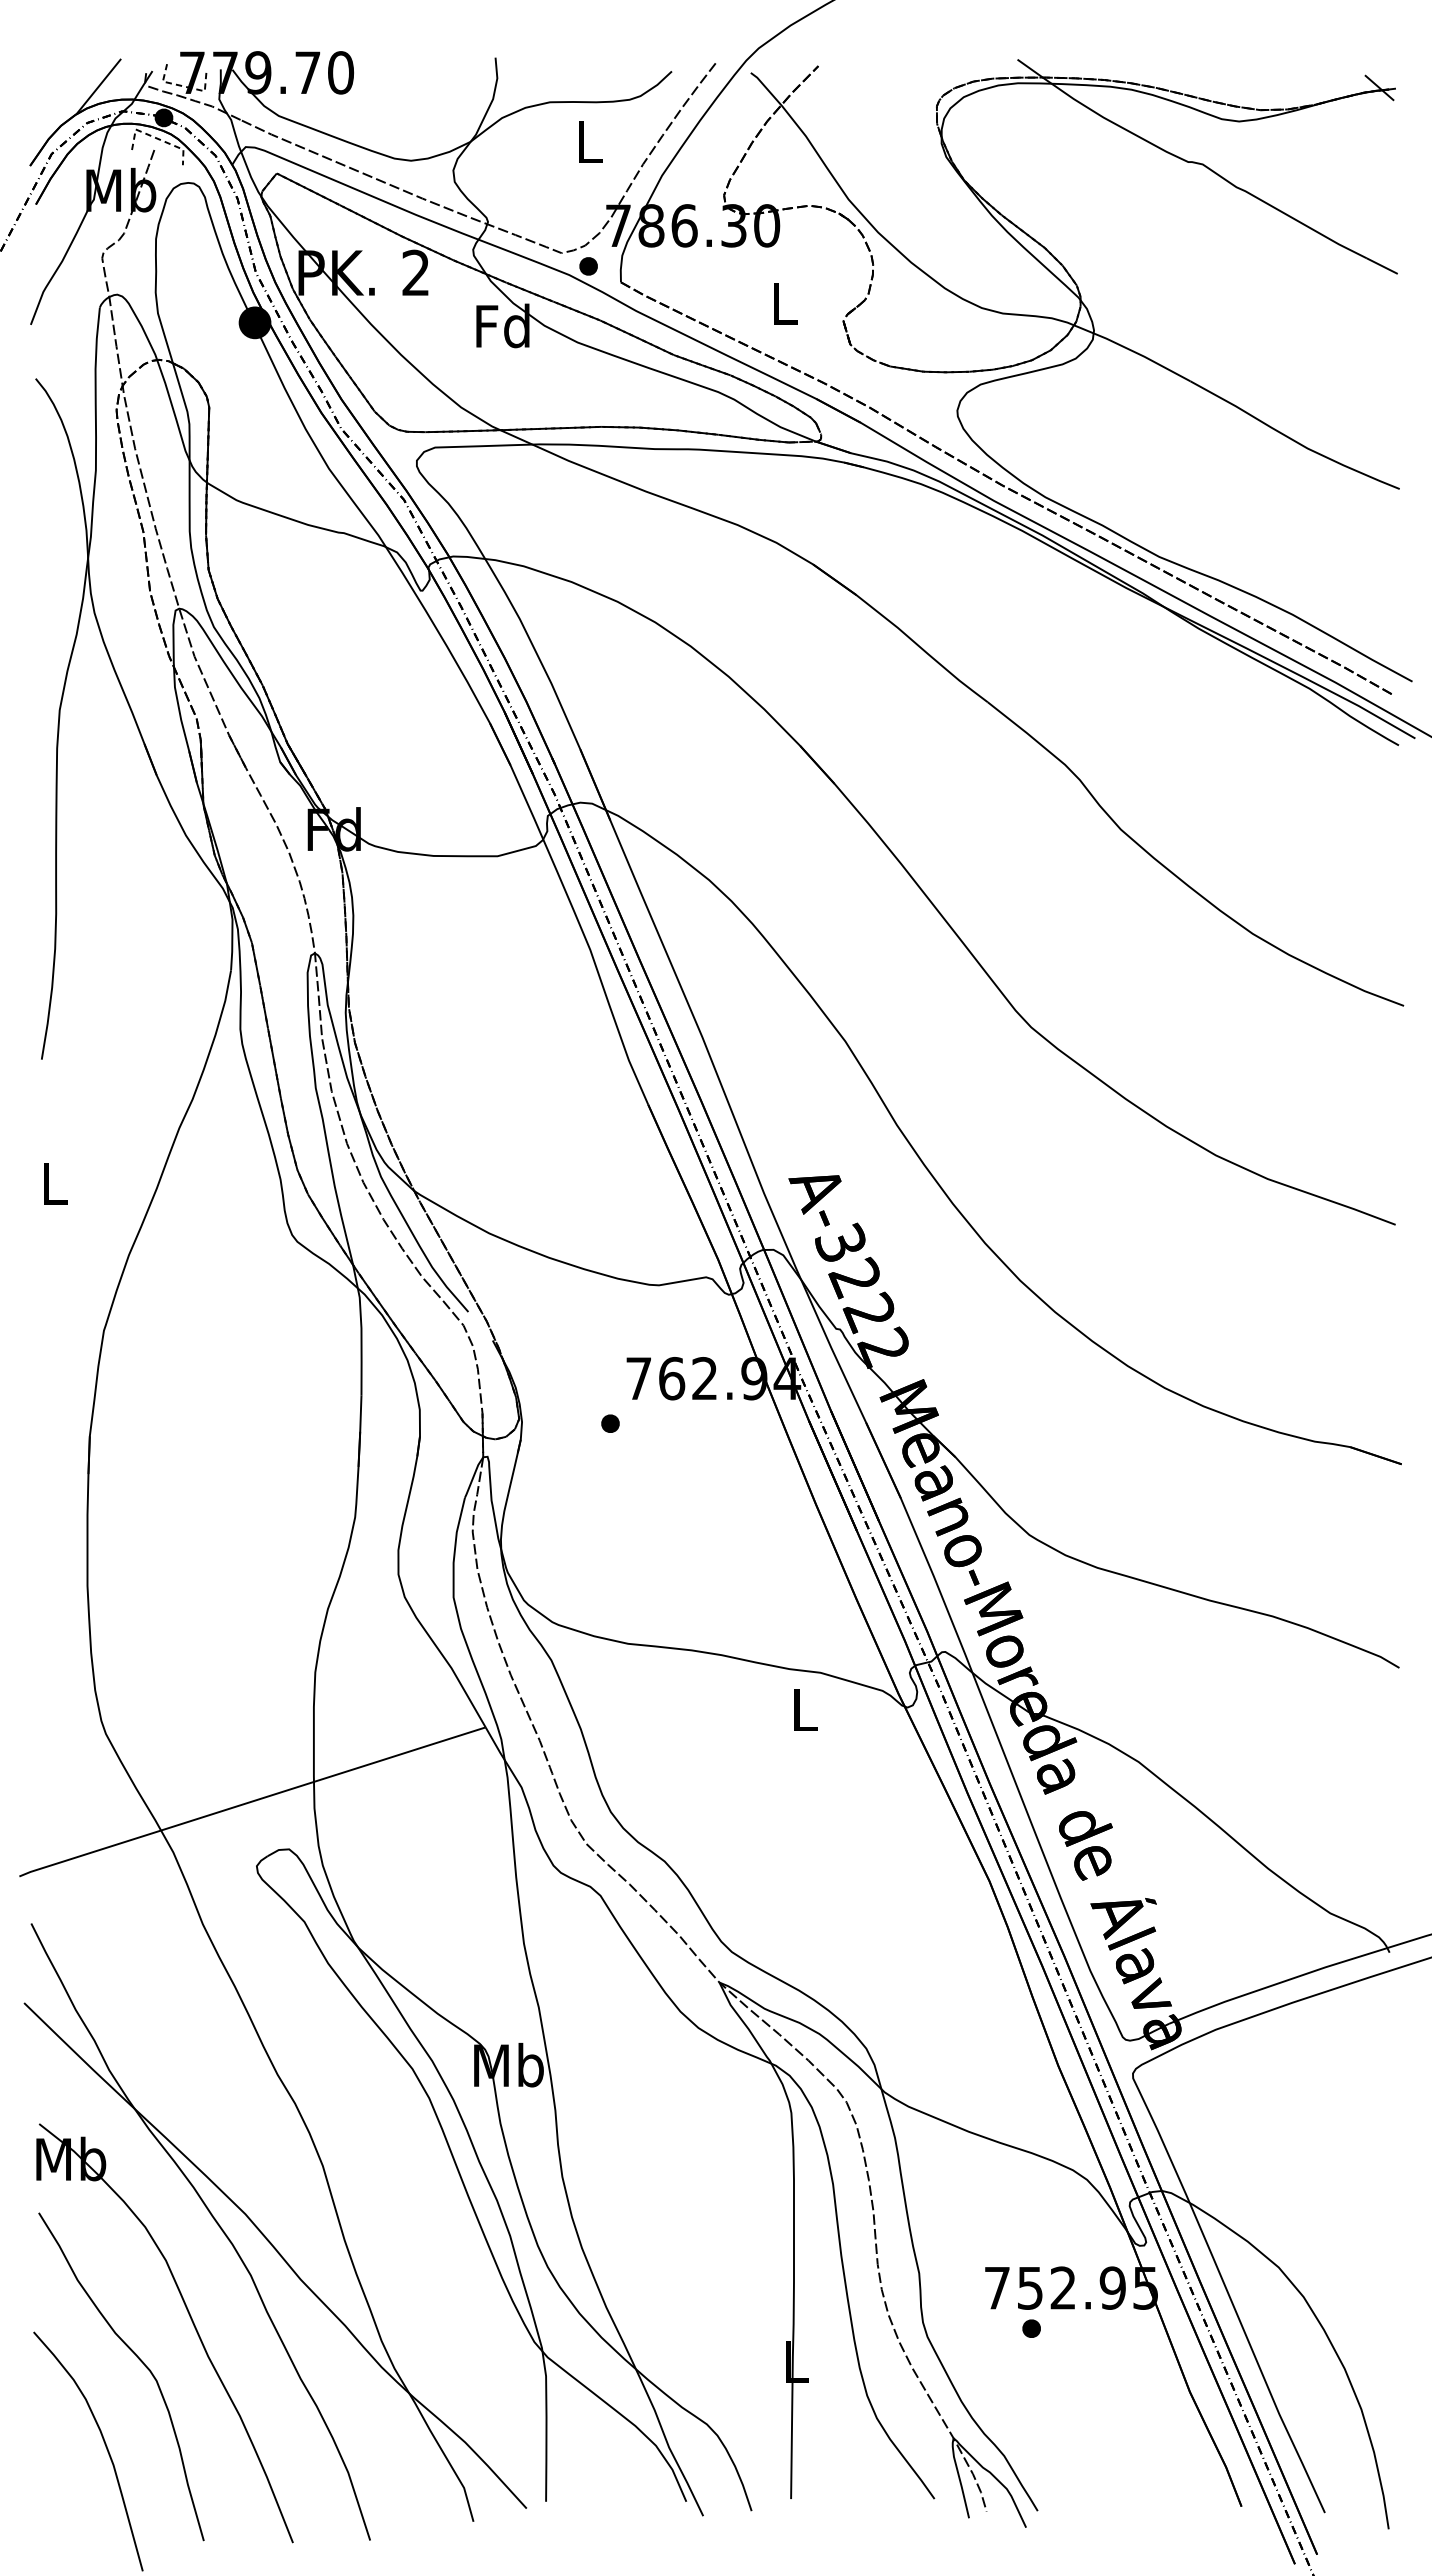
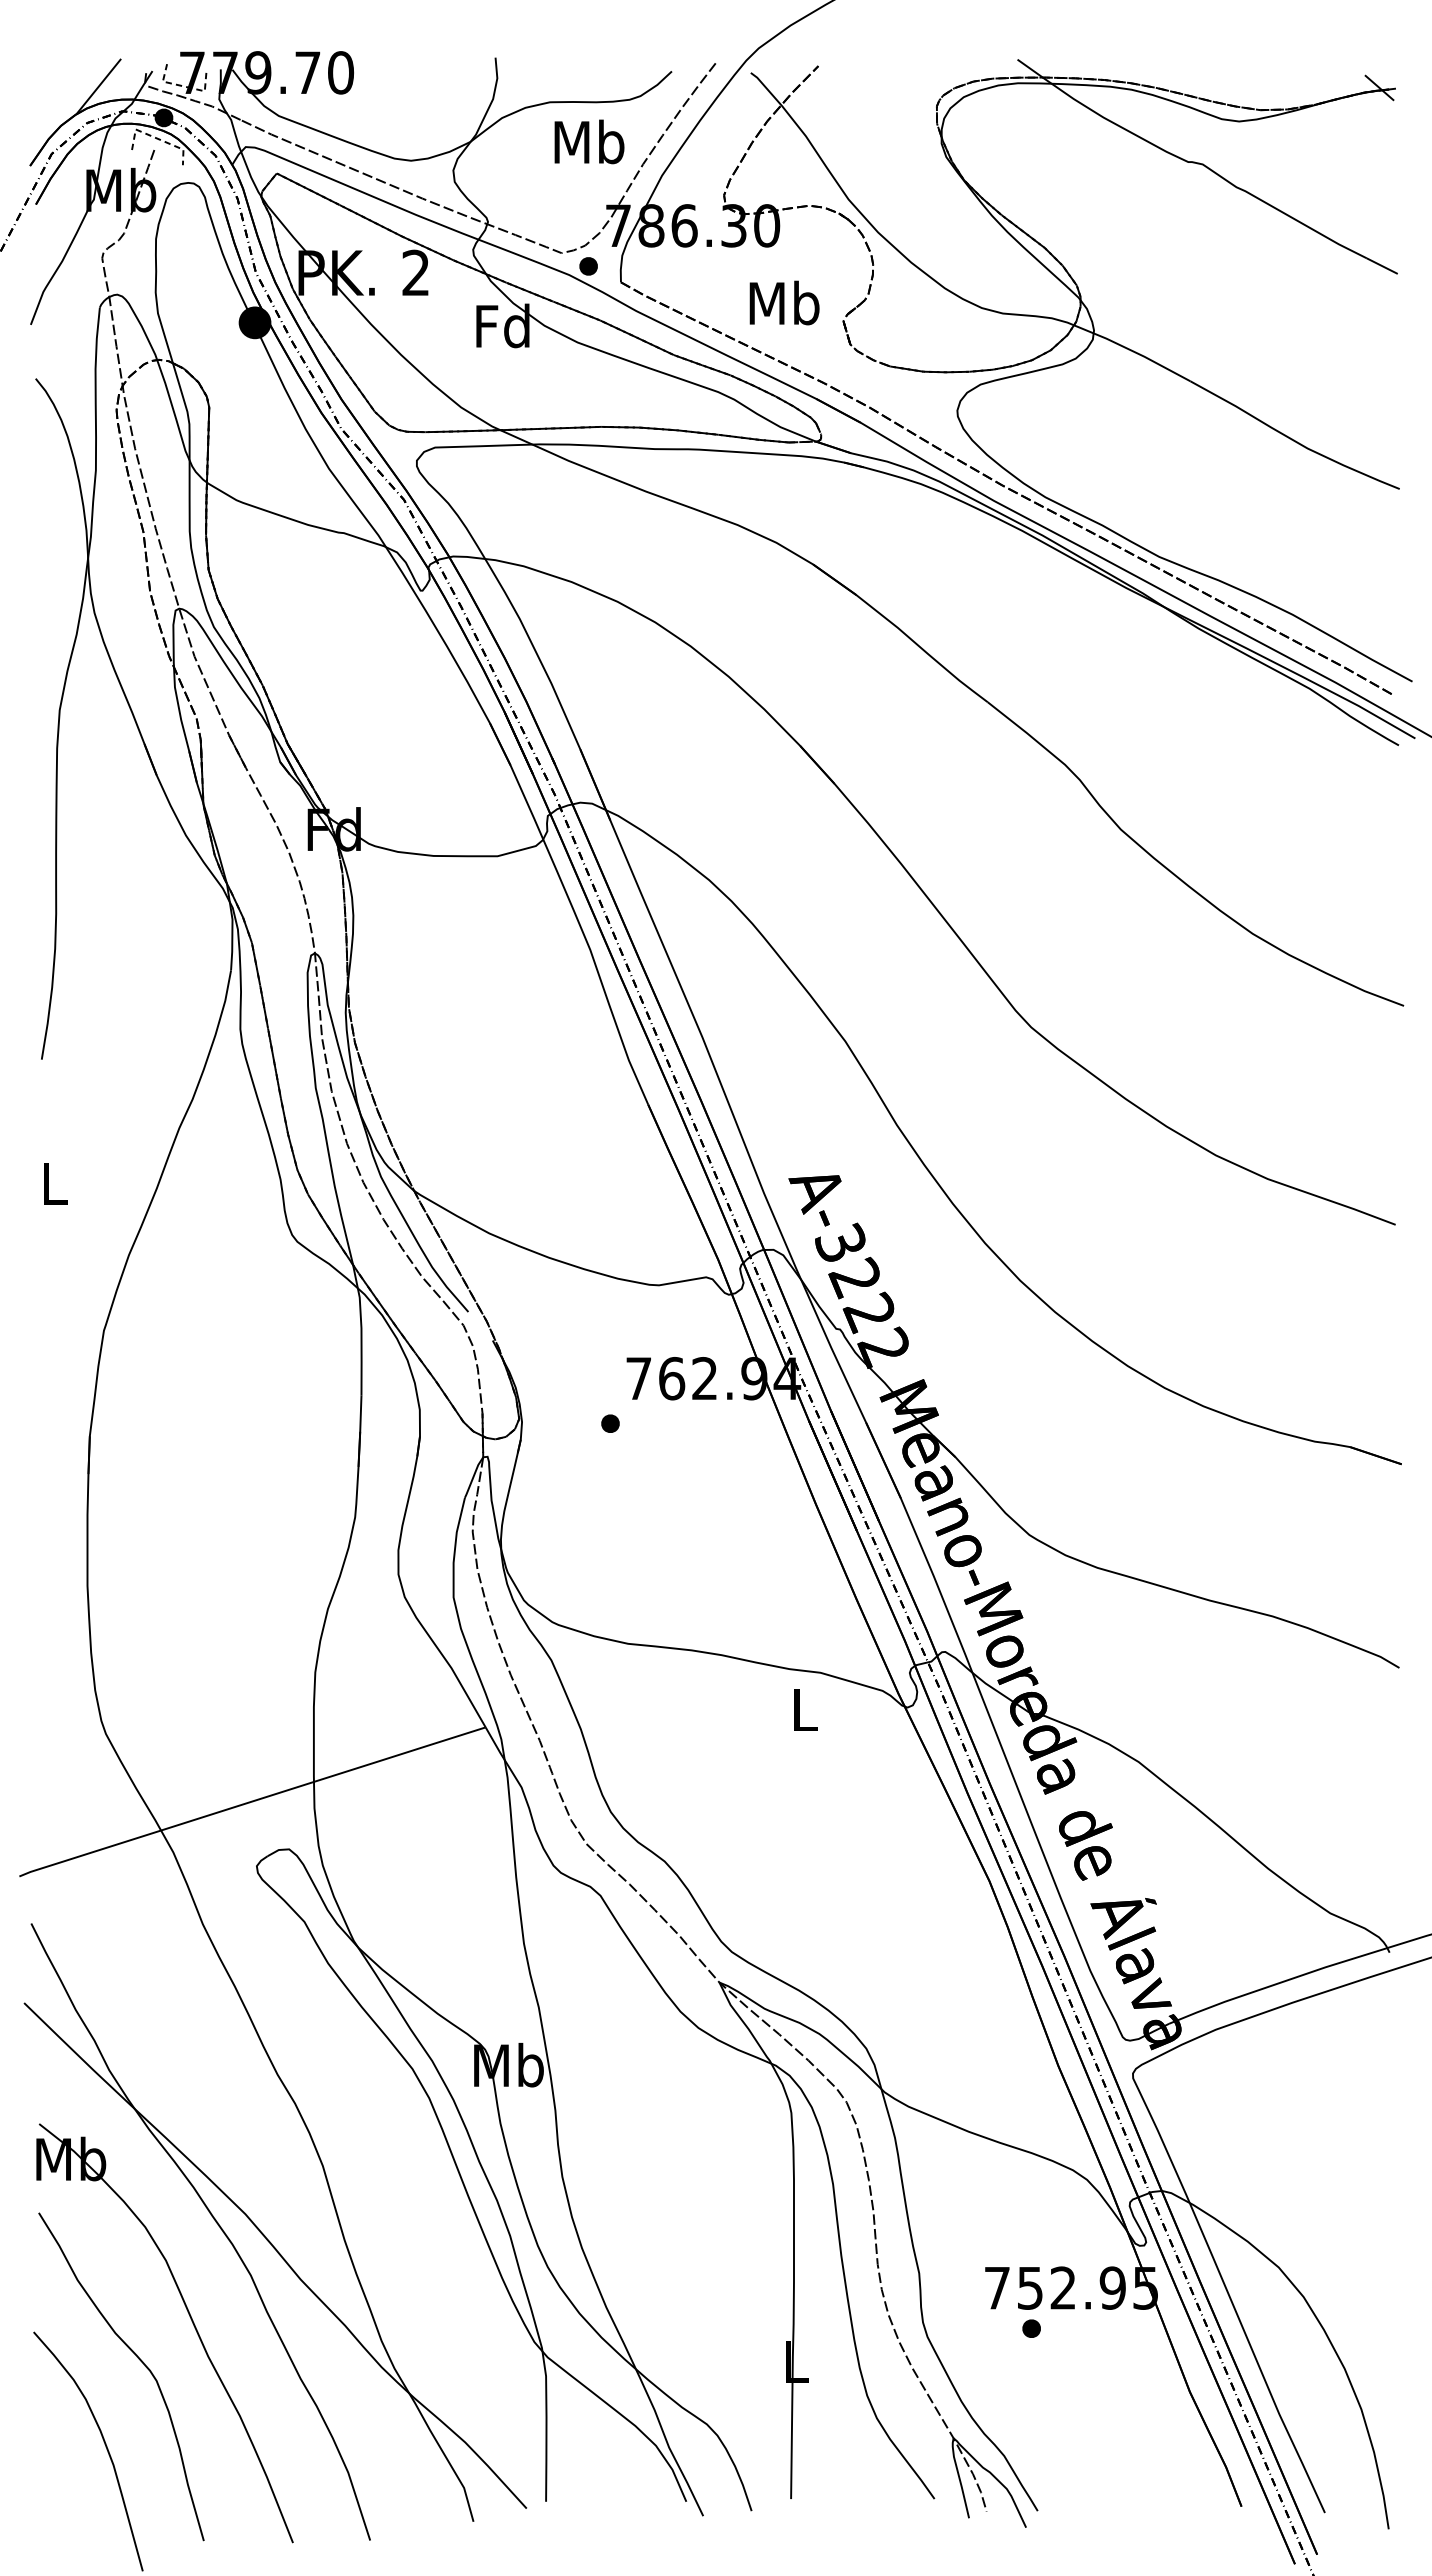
text: L -> Mb (589, 141)
text: L -> Mb (784, 302)
